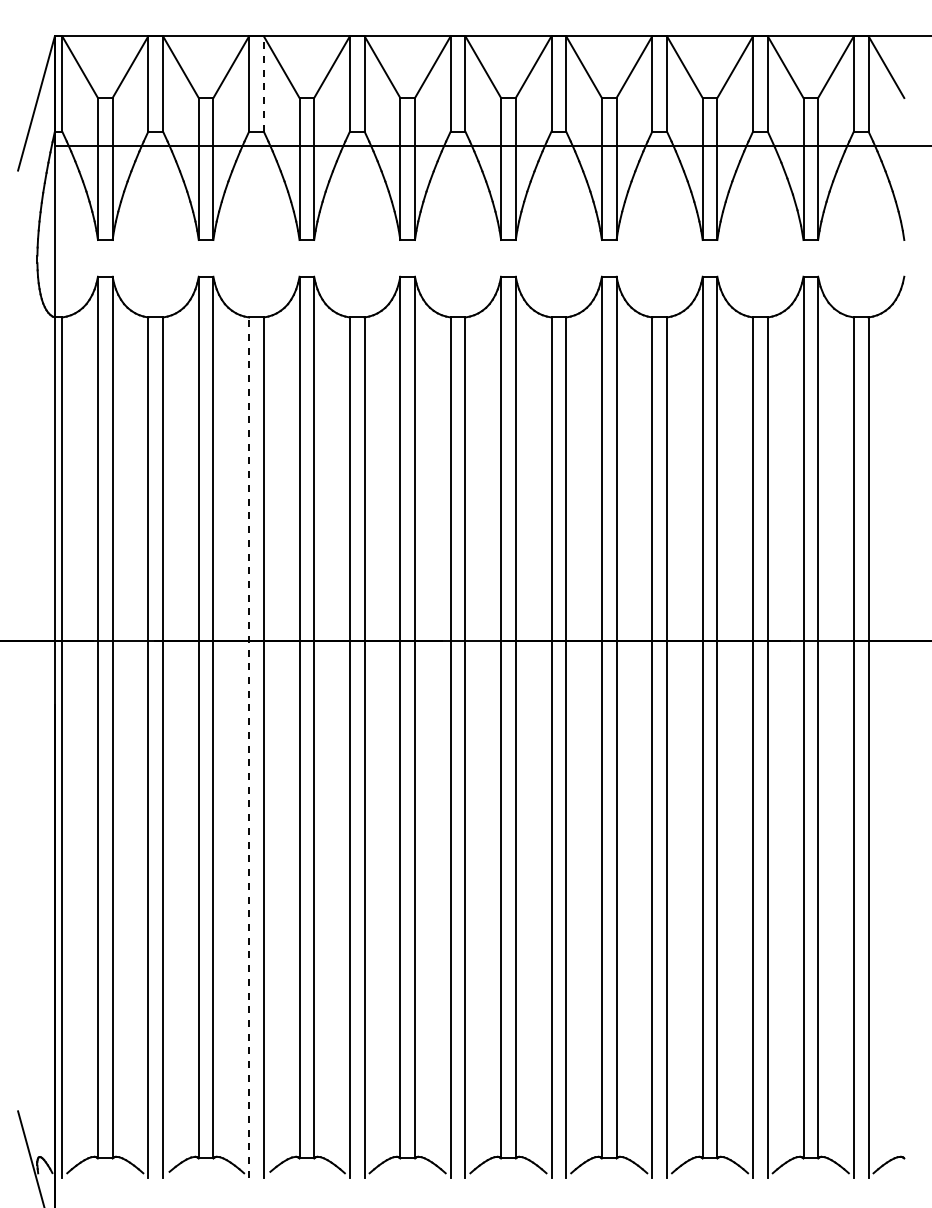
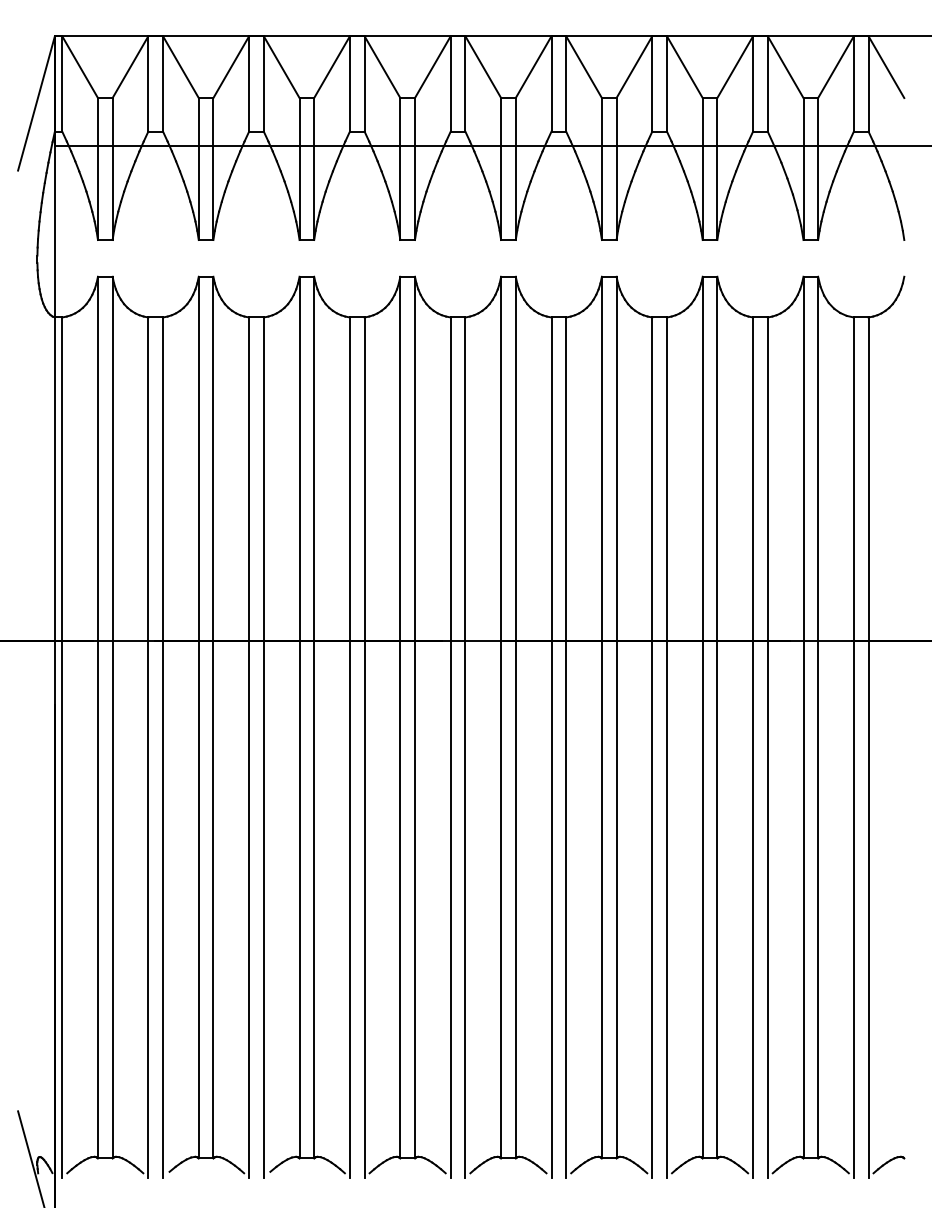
line: dashed -> solid (263, 83)
line: dashed -> solid (249, 747)
